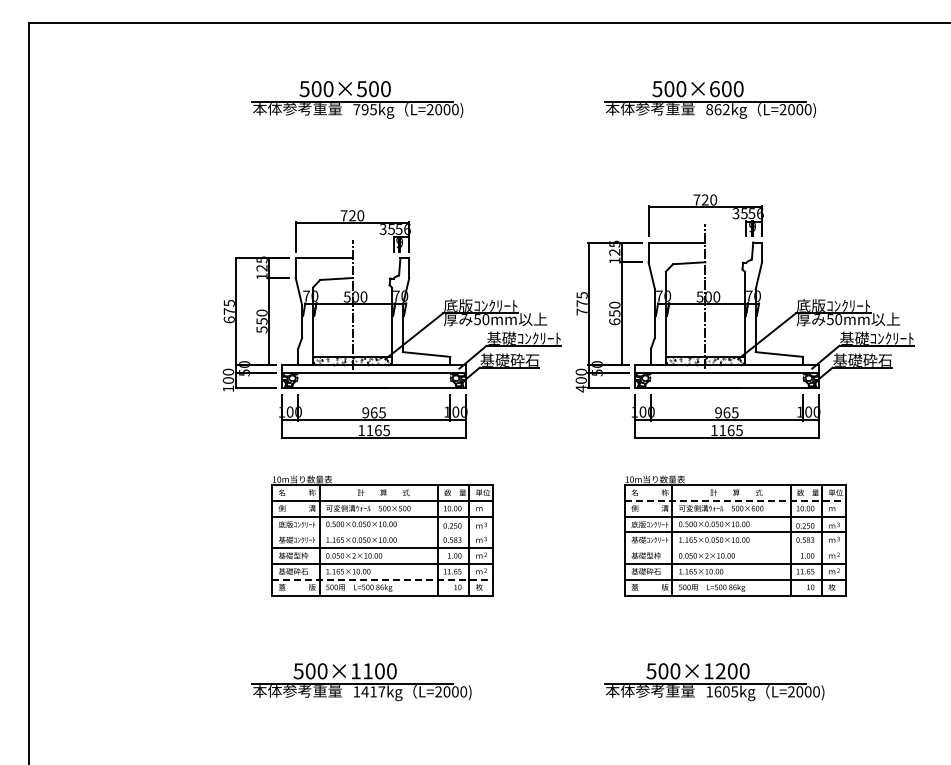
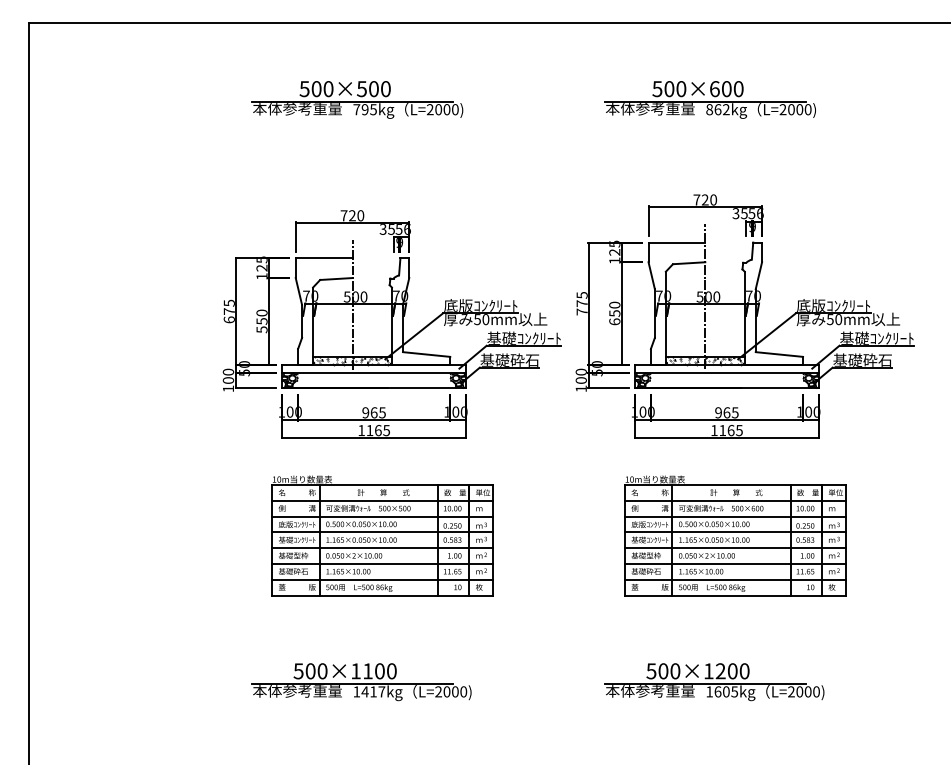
text: 400 -> 100 (580, 388)
line: dashed -> solid (735, 500)
line: none -> present (382, 532)
line: none -> present (735, 548)
line: dashed -> solid (383, 579)
